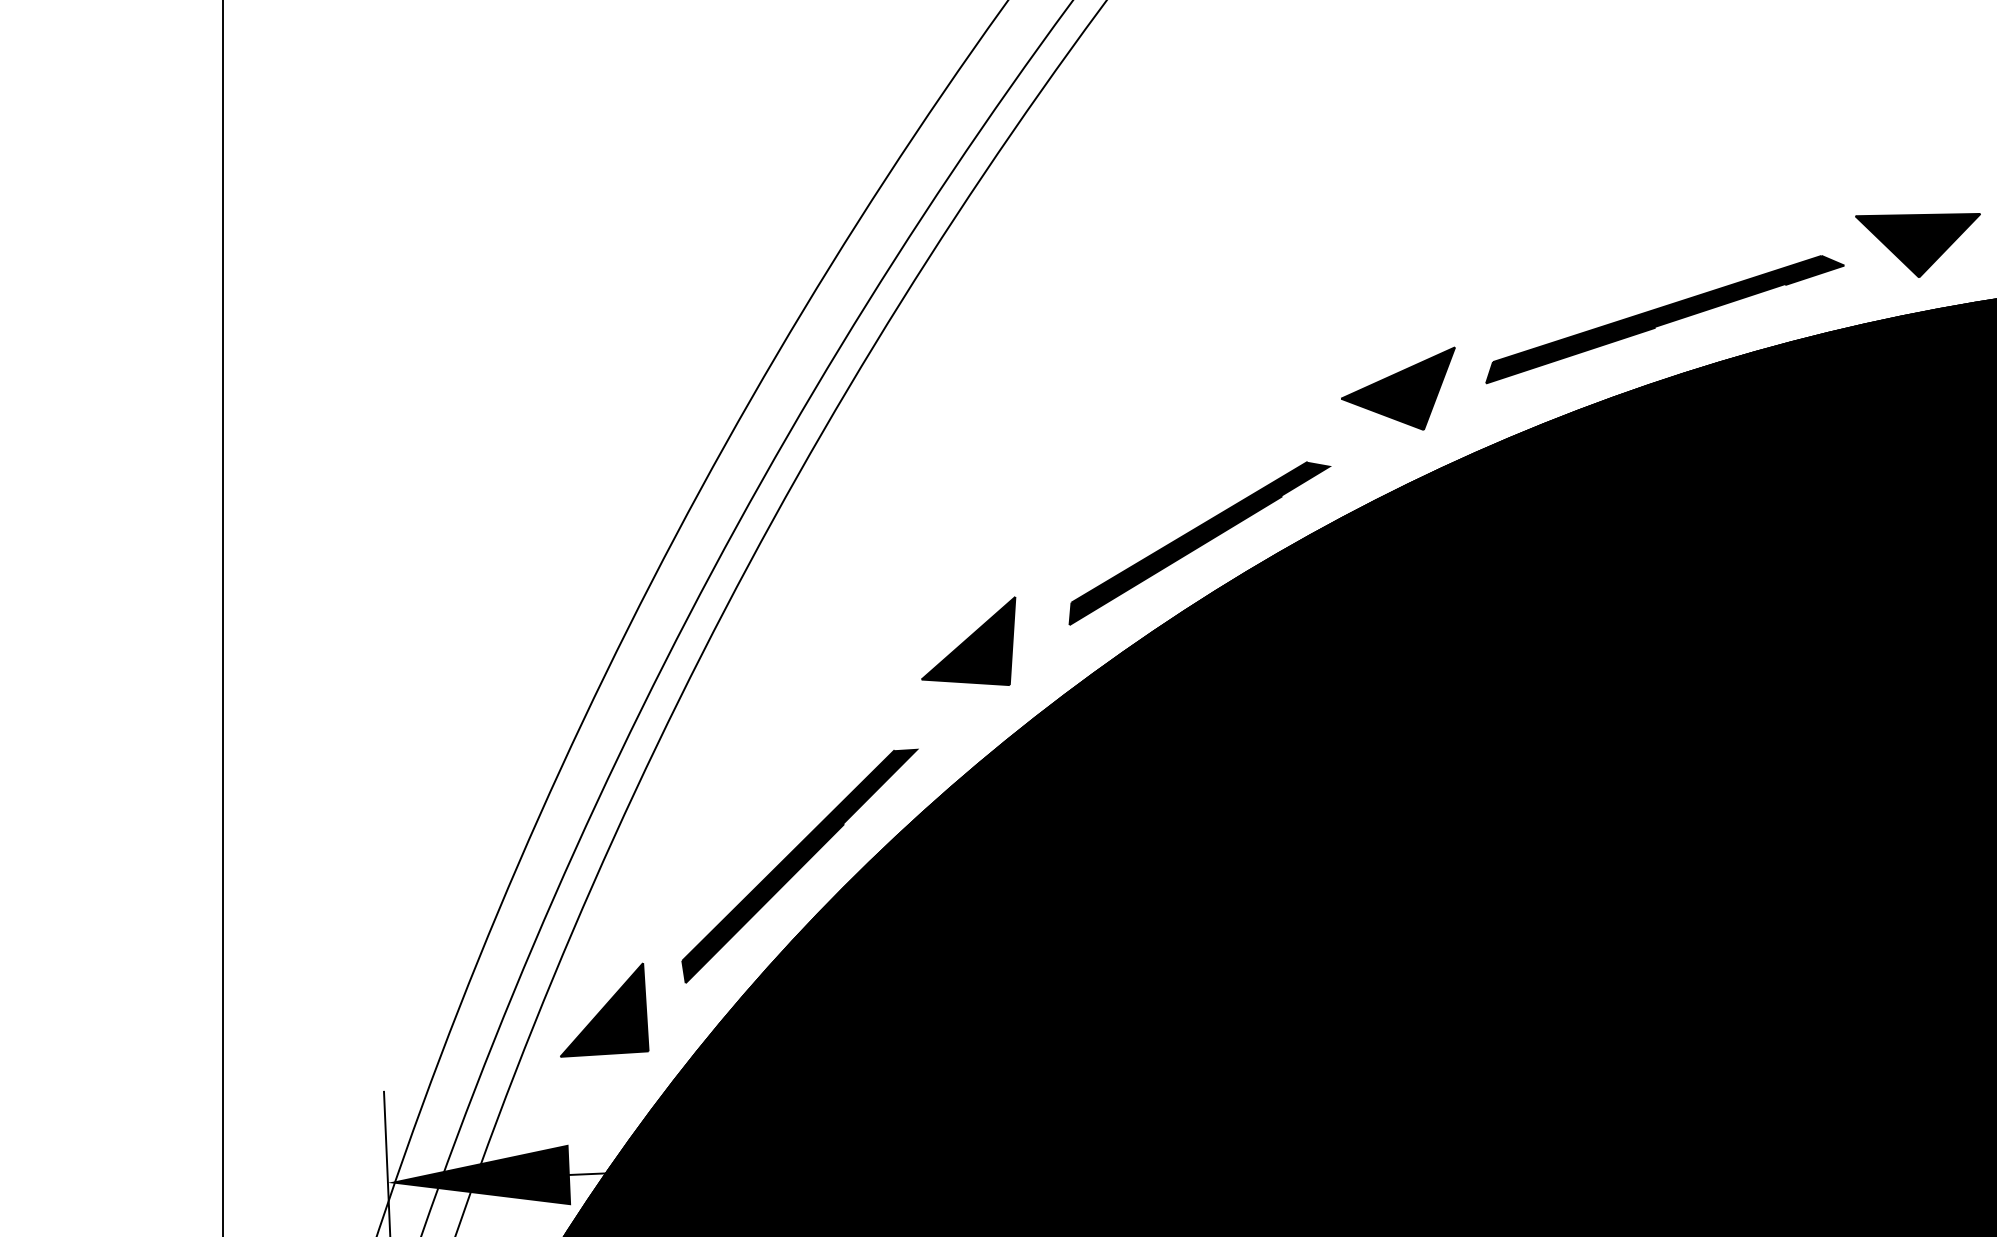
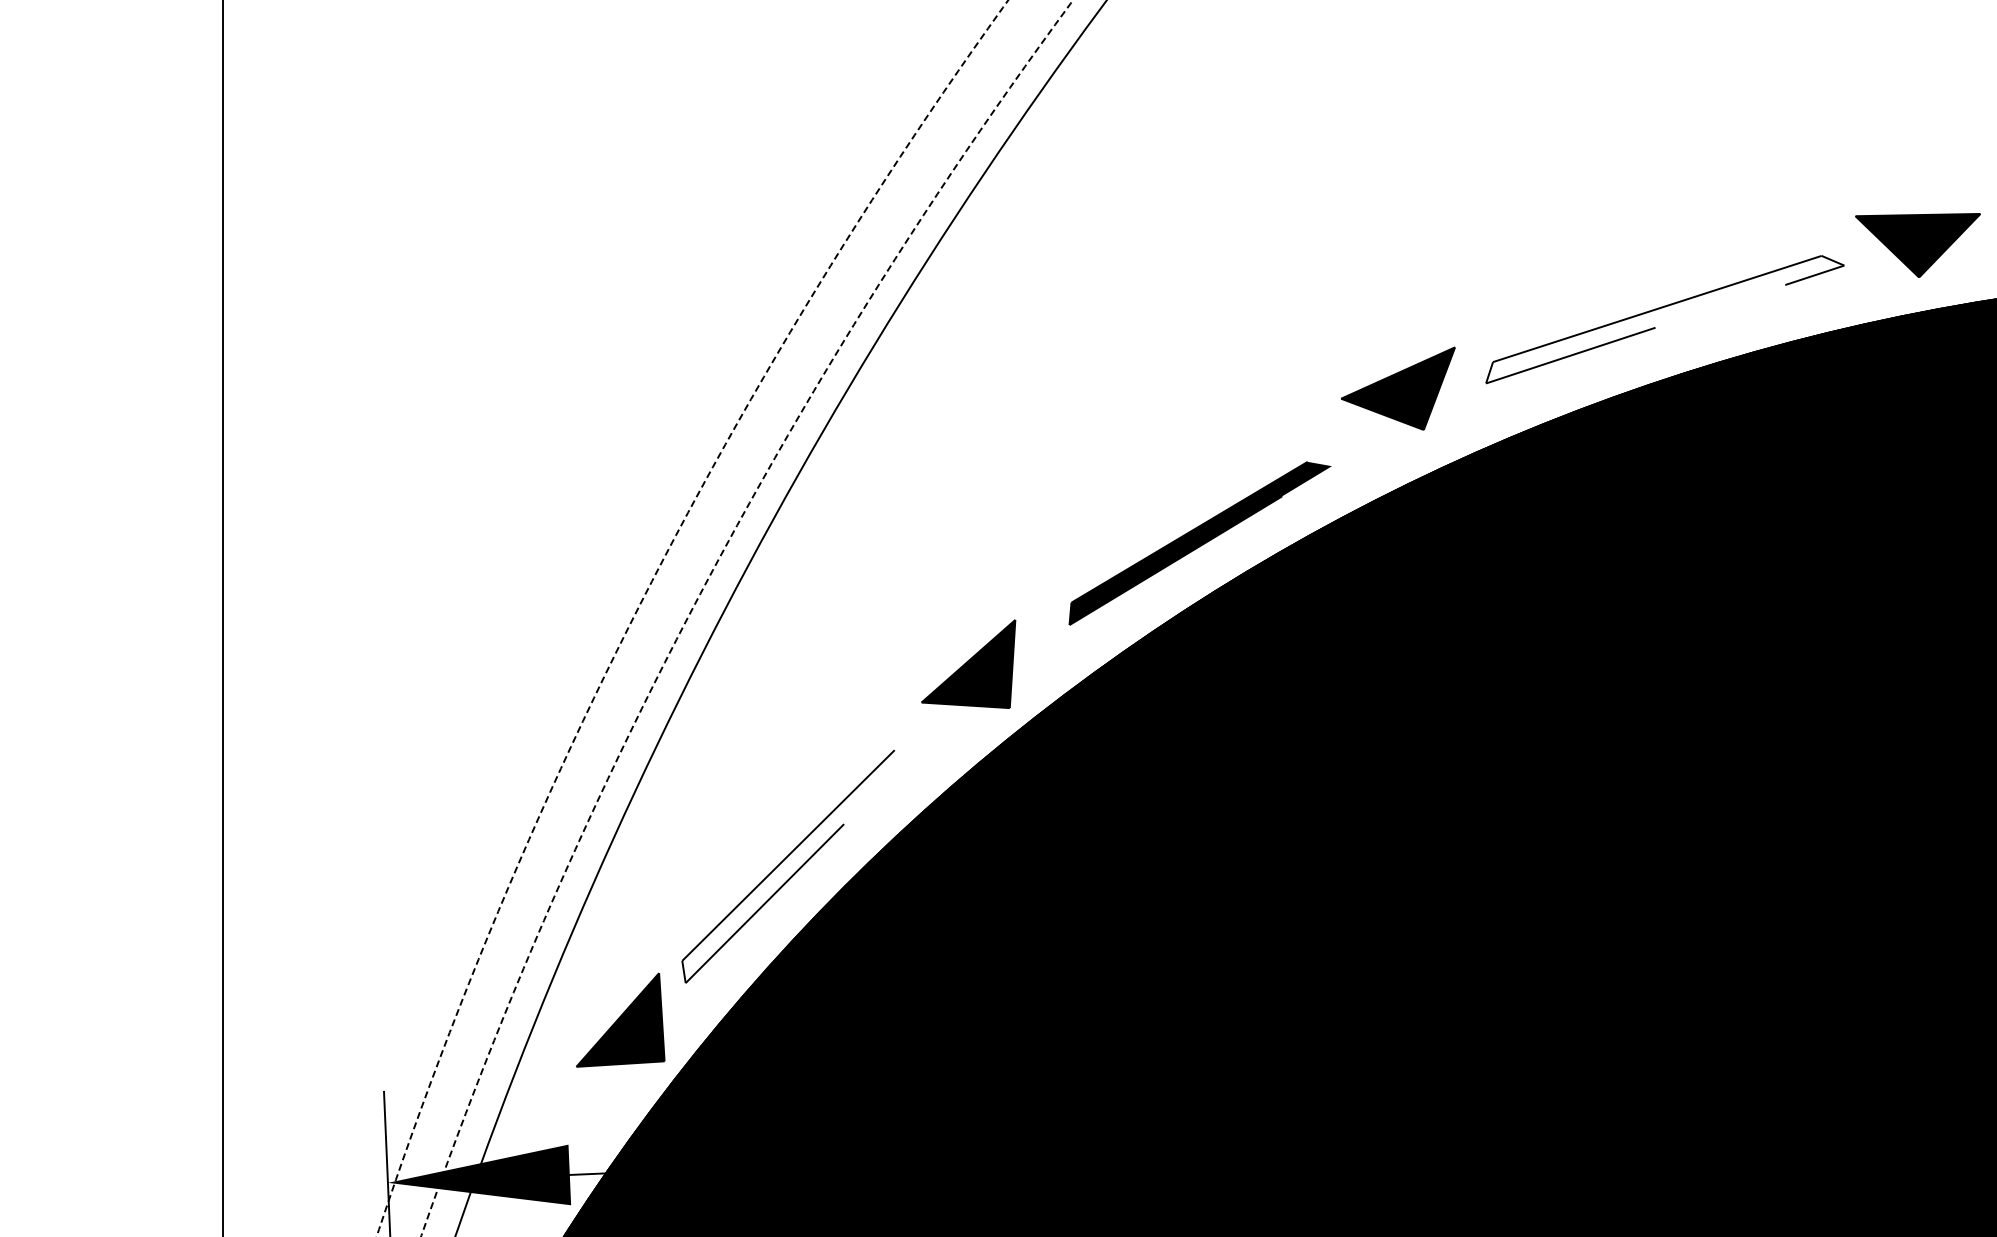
fill: present -> none (1665, 319)
arc: solid -> dashed (700, 593)
arc: solid -> dashed (644, 596)
part position: (968, 640) -> (968, 663) (968, 663)
fill: present -> none (800, 865)
part position: (604, 1009) -> (620, 1019) (620, 1019)
